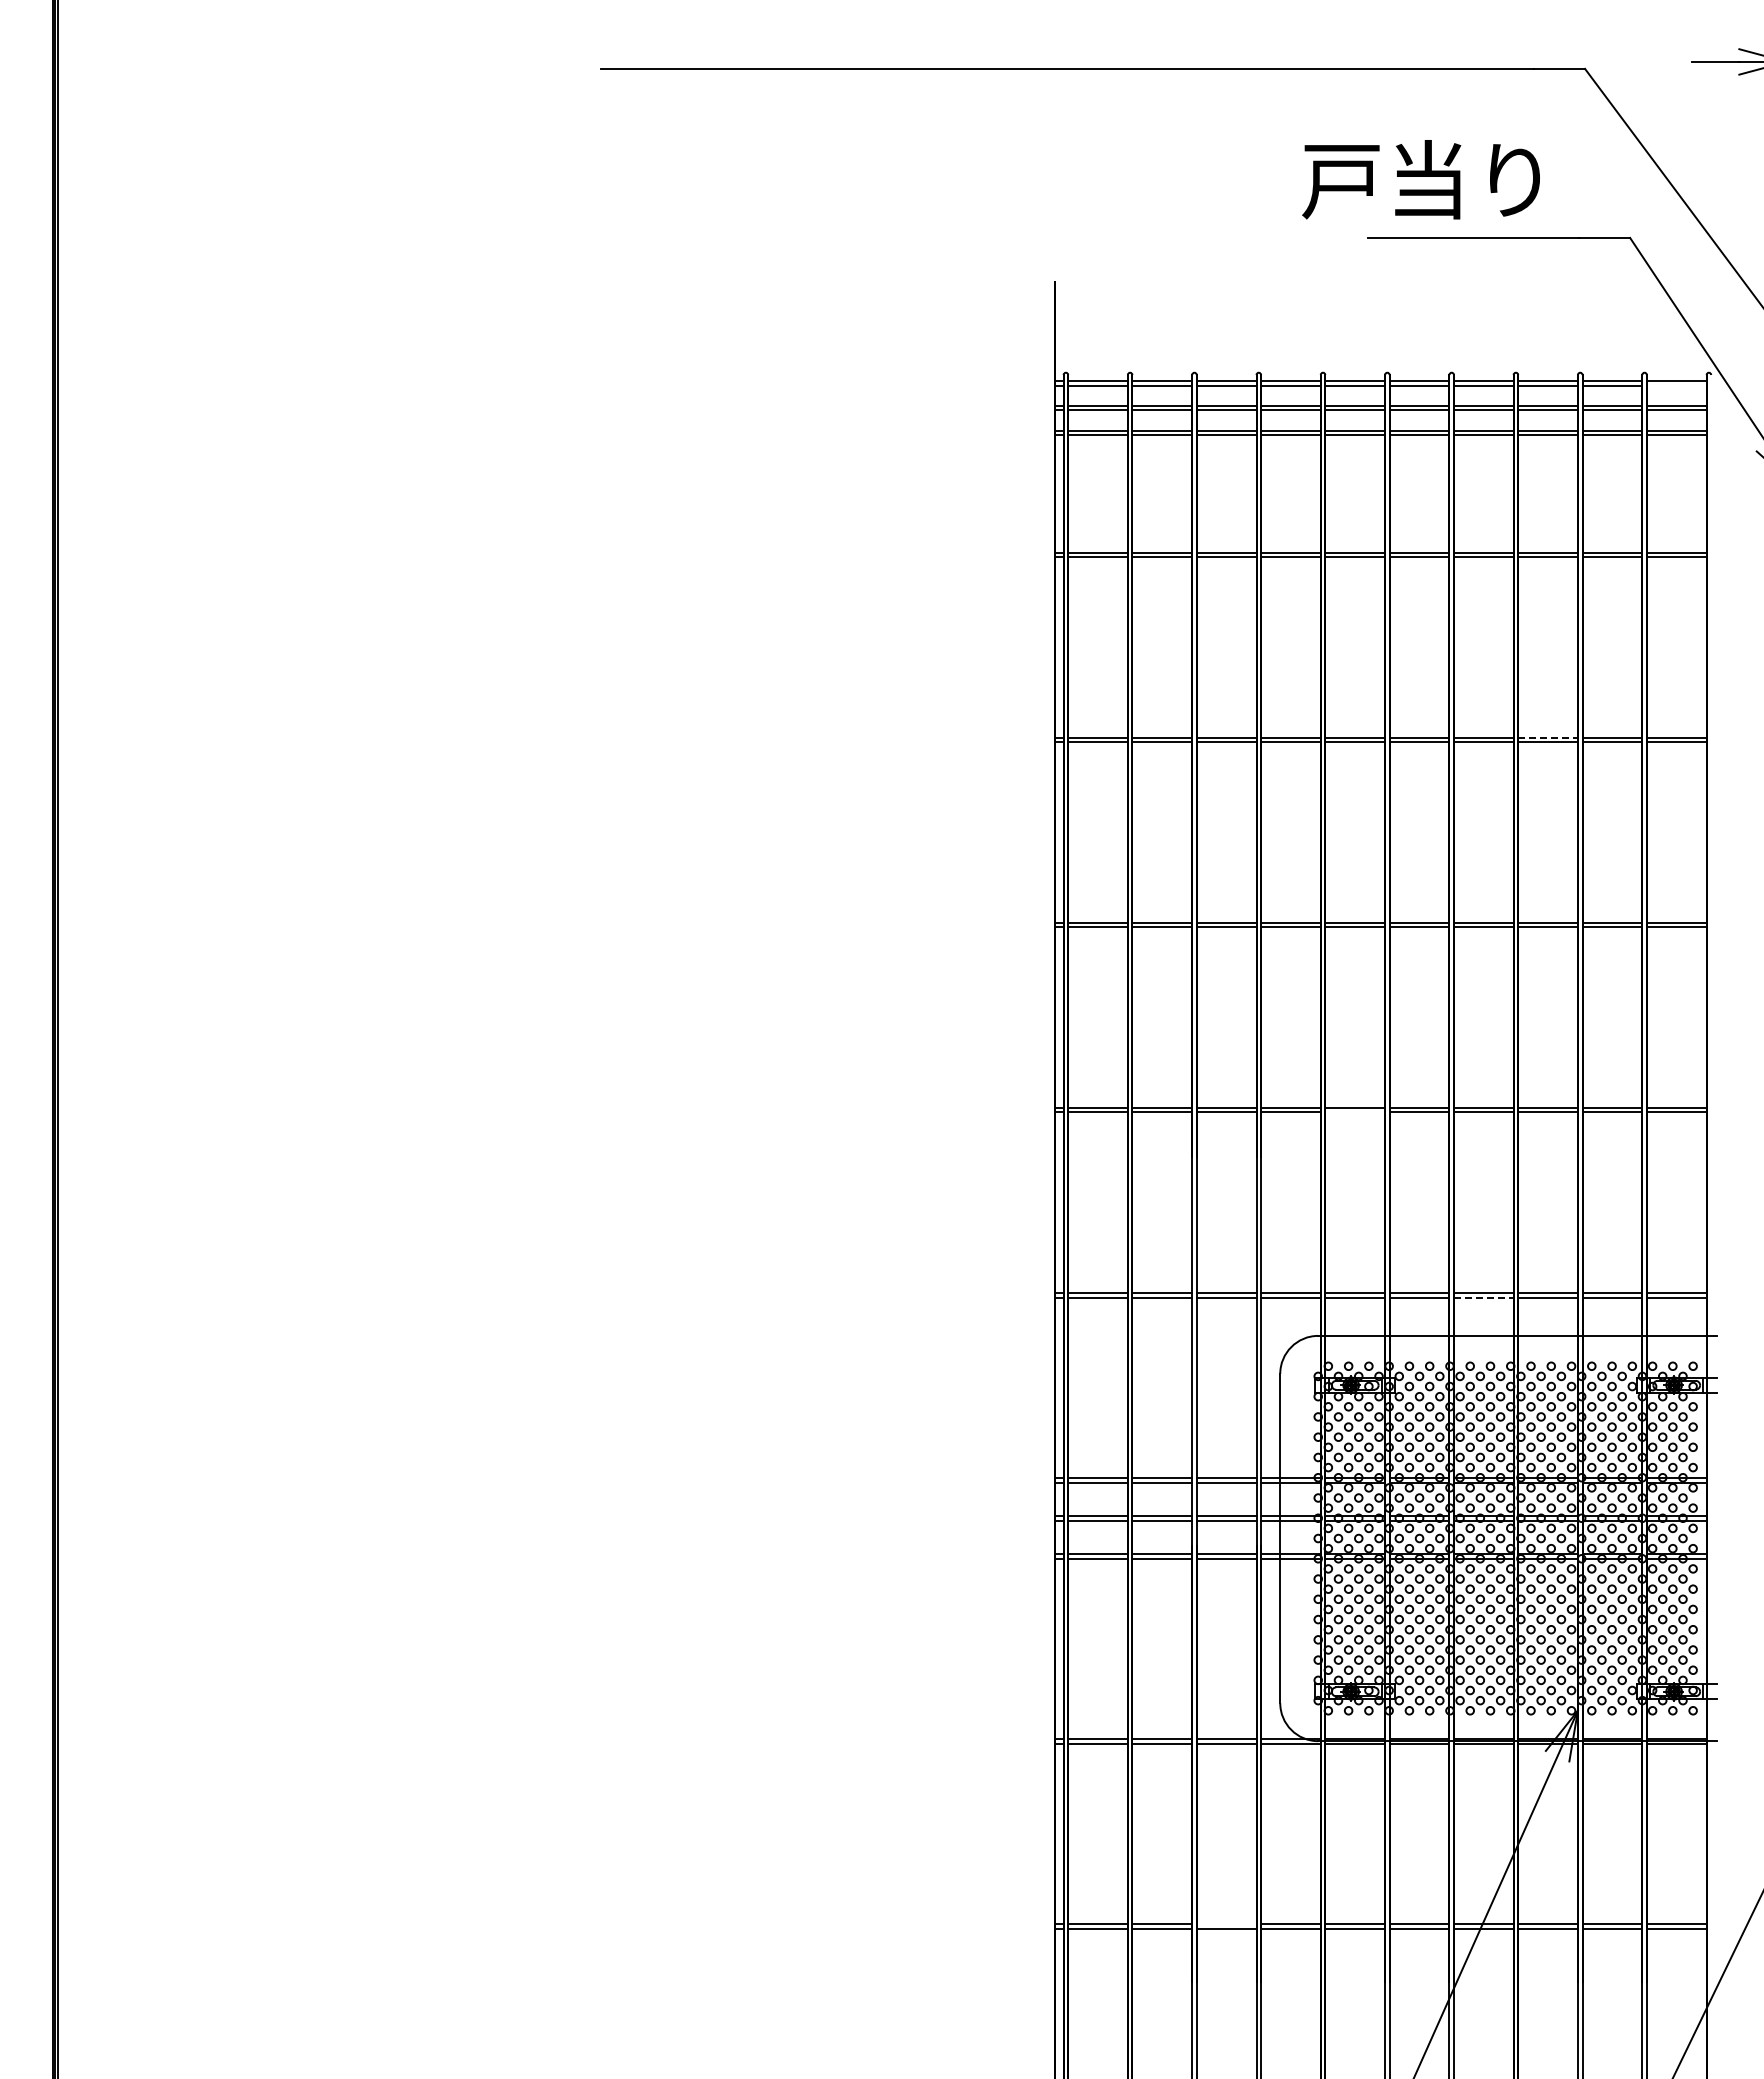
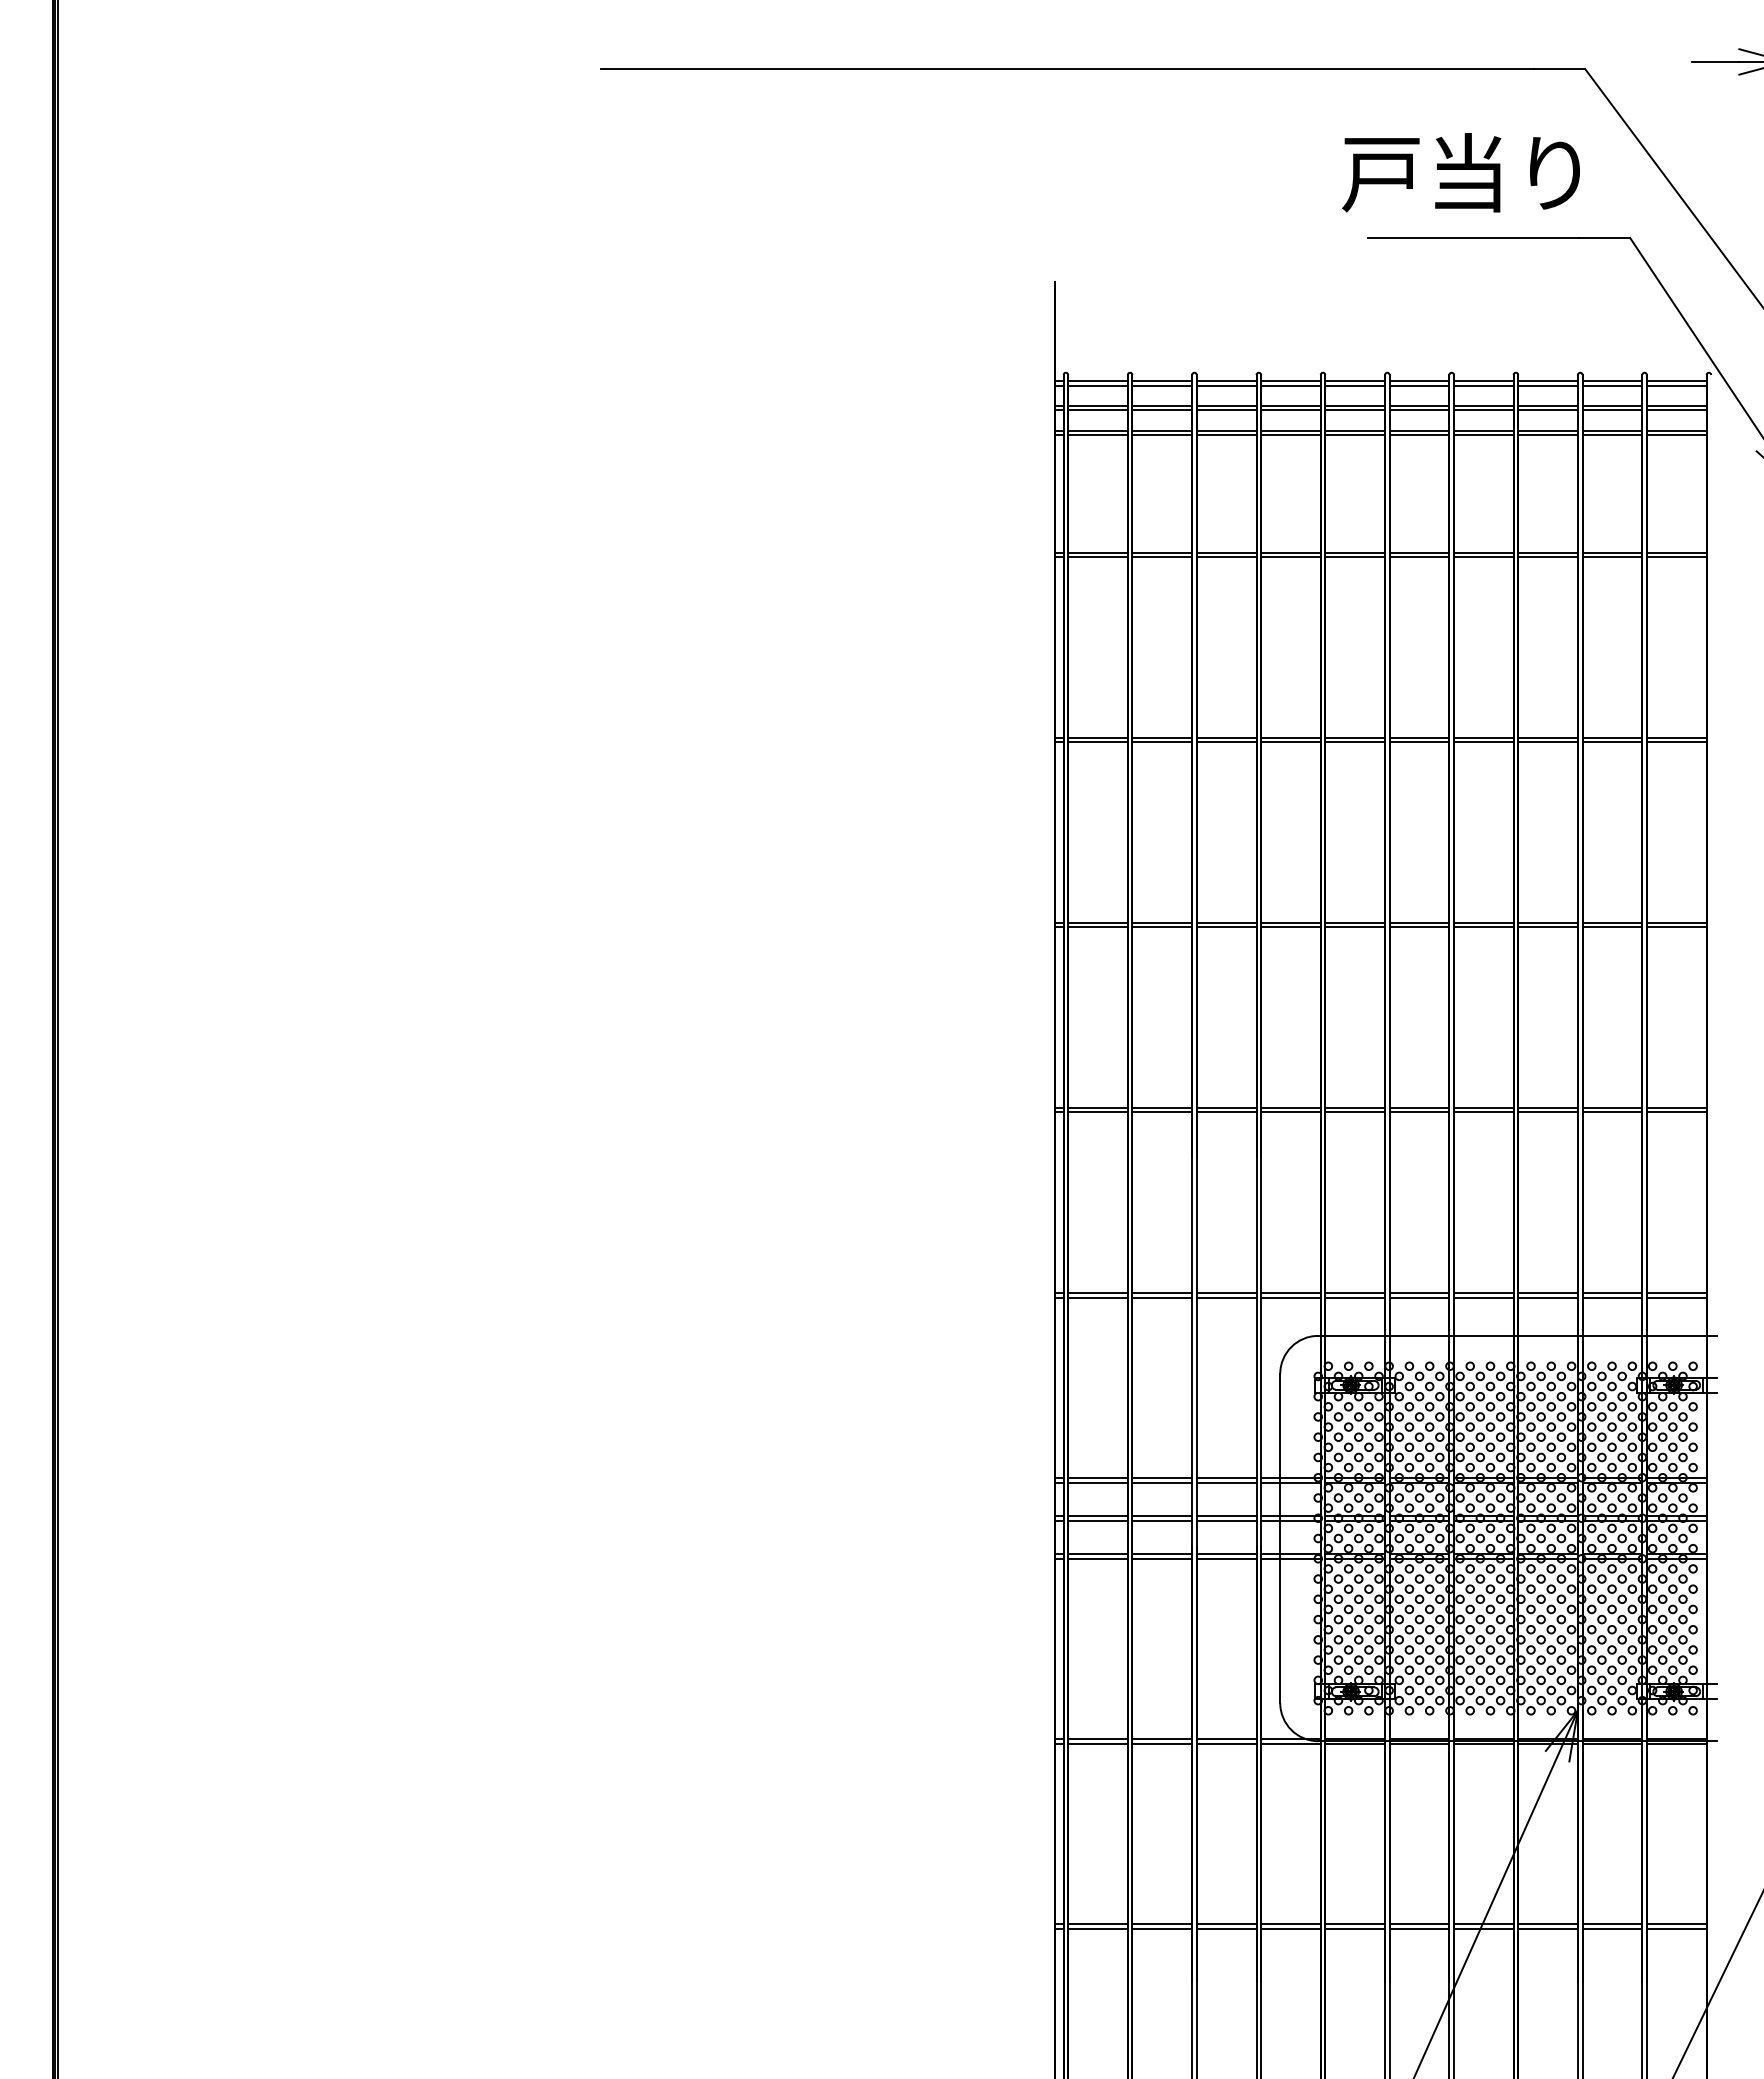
text position: (1420, 179) -> (1460, 172) (1460, 172)
line: none -> present (1676, 385)
line: dashed -> solid (1548, 737)
line: none -> present (1355, 1112)
line: dashed -> solid (1483, 1297)
line: none -> present (1226, 1924)
